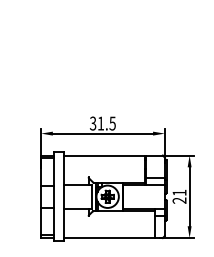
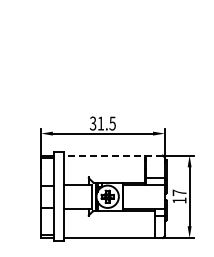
line: solid -> dashed (113, 155)
text: 21 -> 17 (179, 196)
